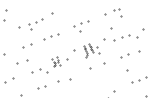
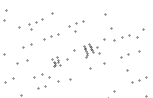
part: present -> none (117, 12)
part position: (81, 26) -> (76, 26) (76, 26)
part position: (39, 70) -> (41, 75) (41, 75)
